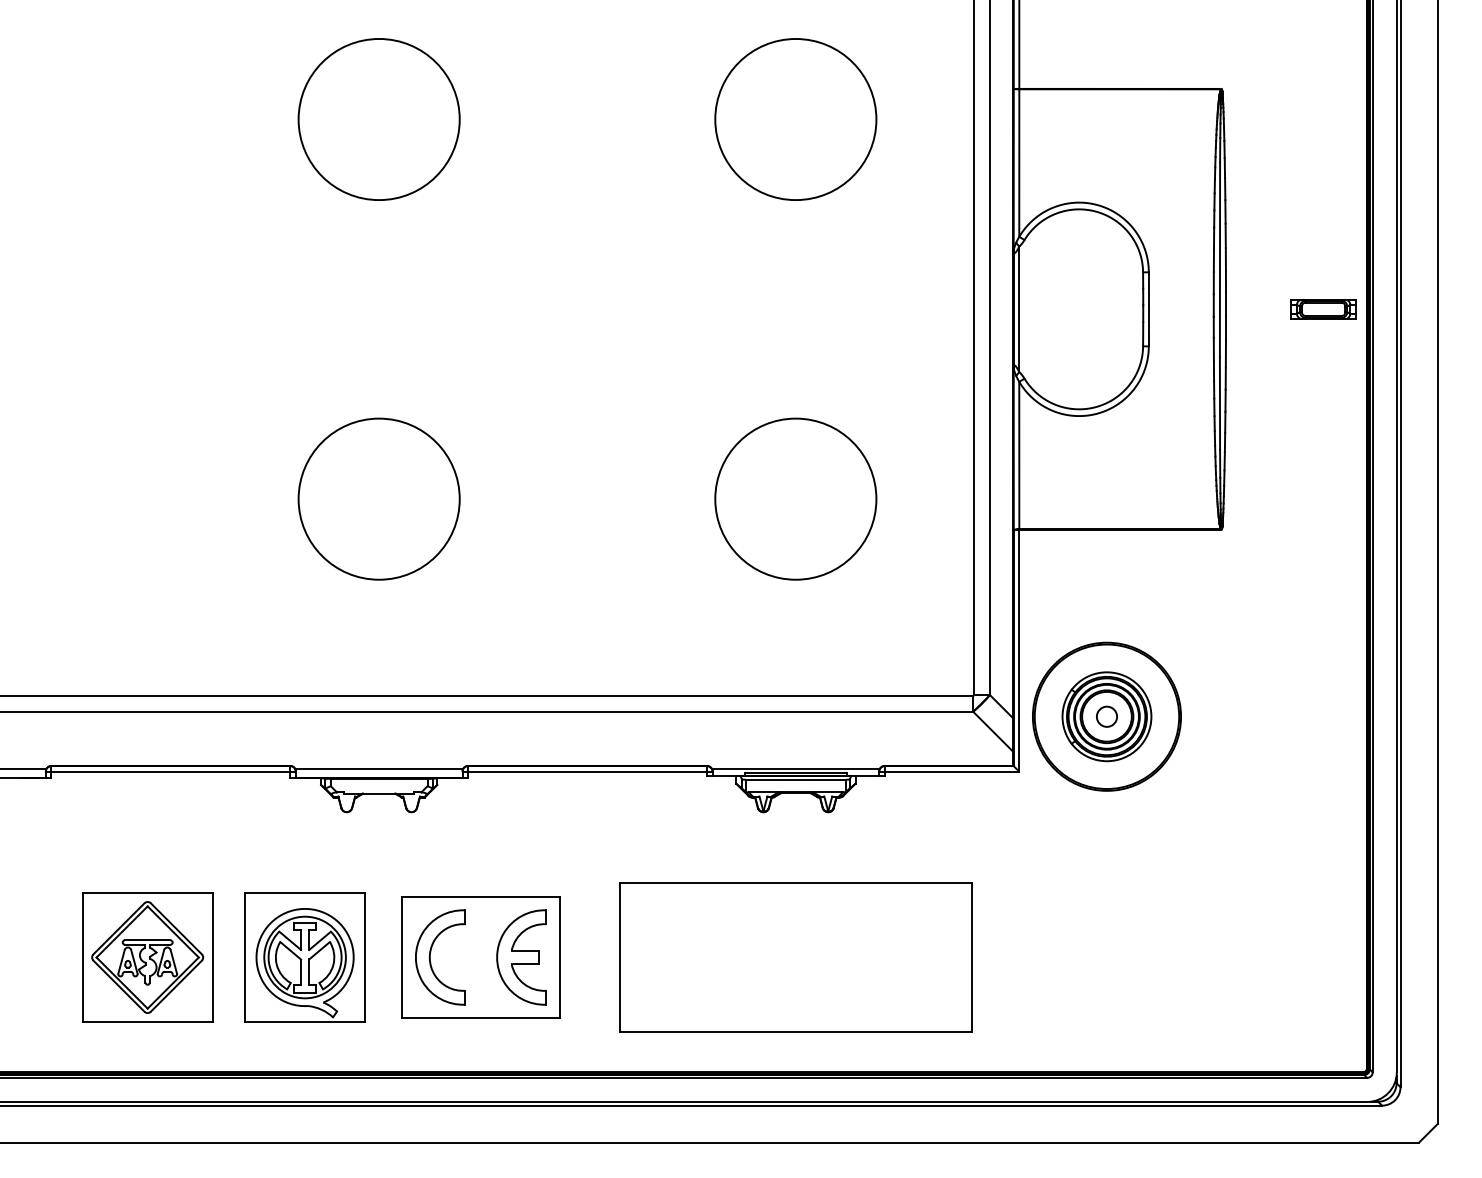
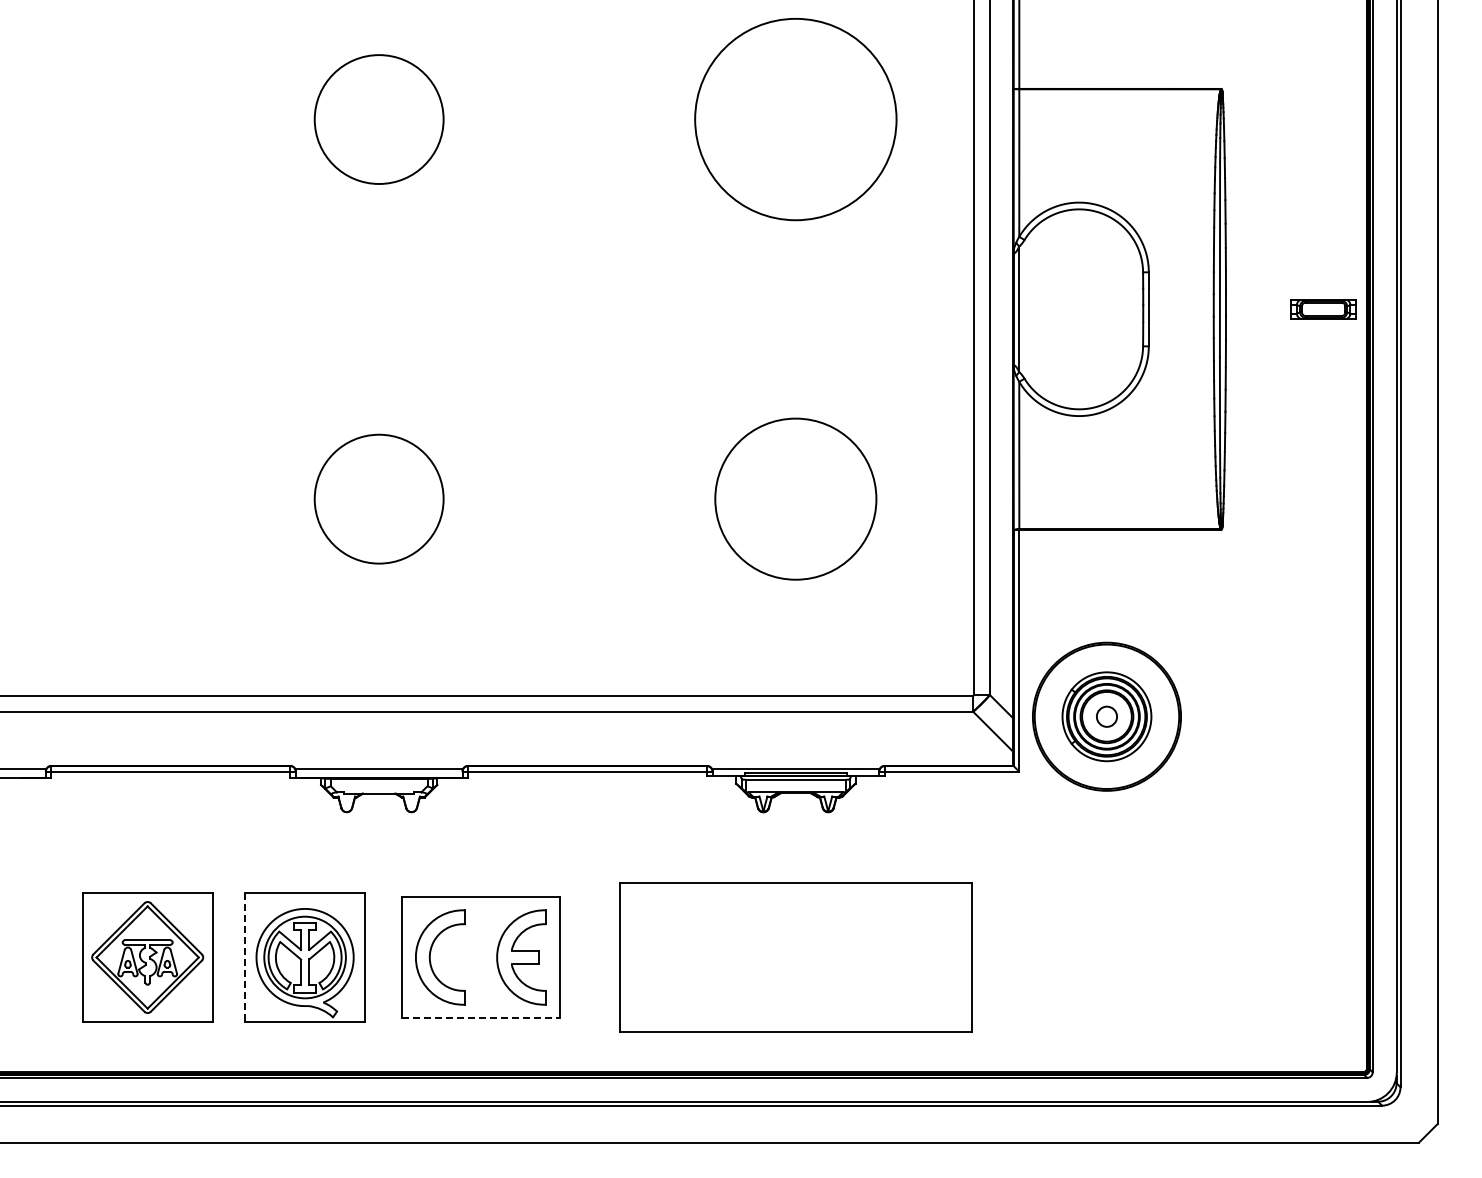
circle diameter: 161 px -> 129 px (378, 119)
circle diameter: 161 px -> 201 px (795, 119)
circle diameter: 161 px -> 129 px (378, 498)
line: solid -> dashed (244, 957)
line: solid -> dashed (481, 1017)
